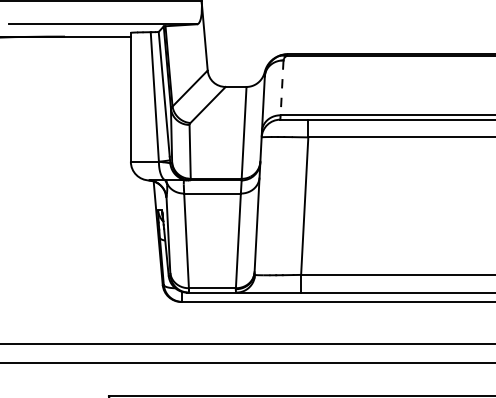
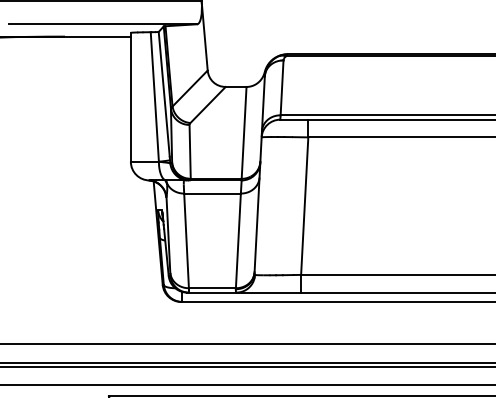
line: dashed -> solid (282, 88)
line: none -> present (247, 366)
line: none -> present (247, 385)
